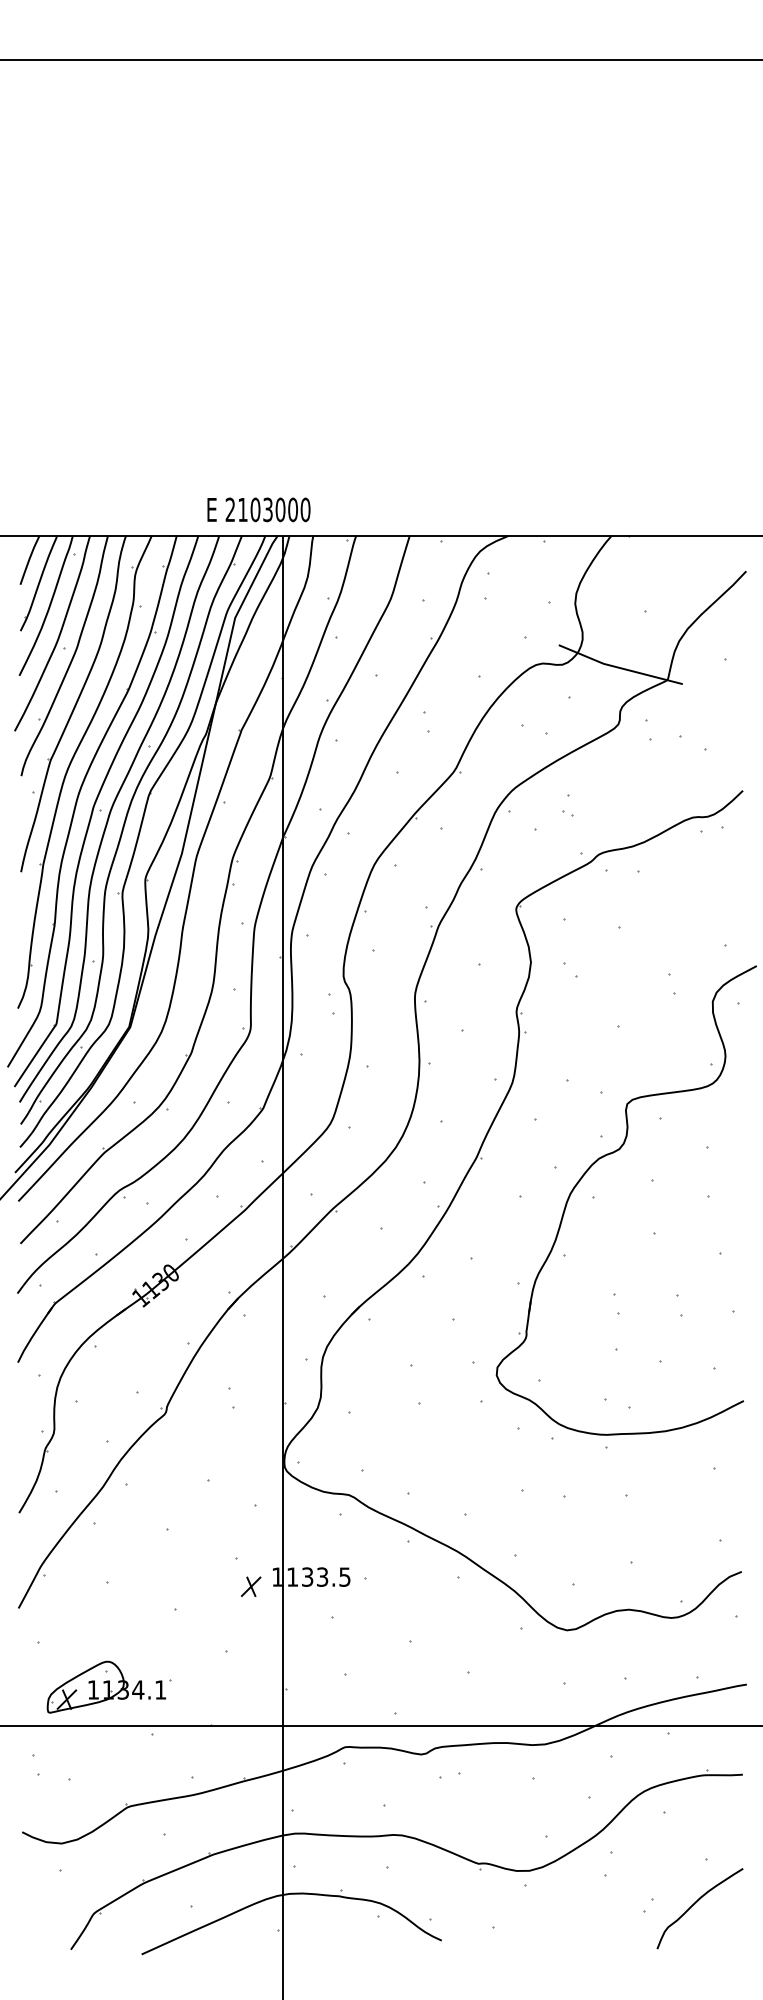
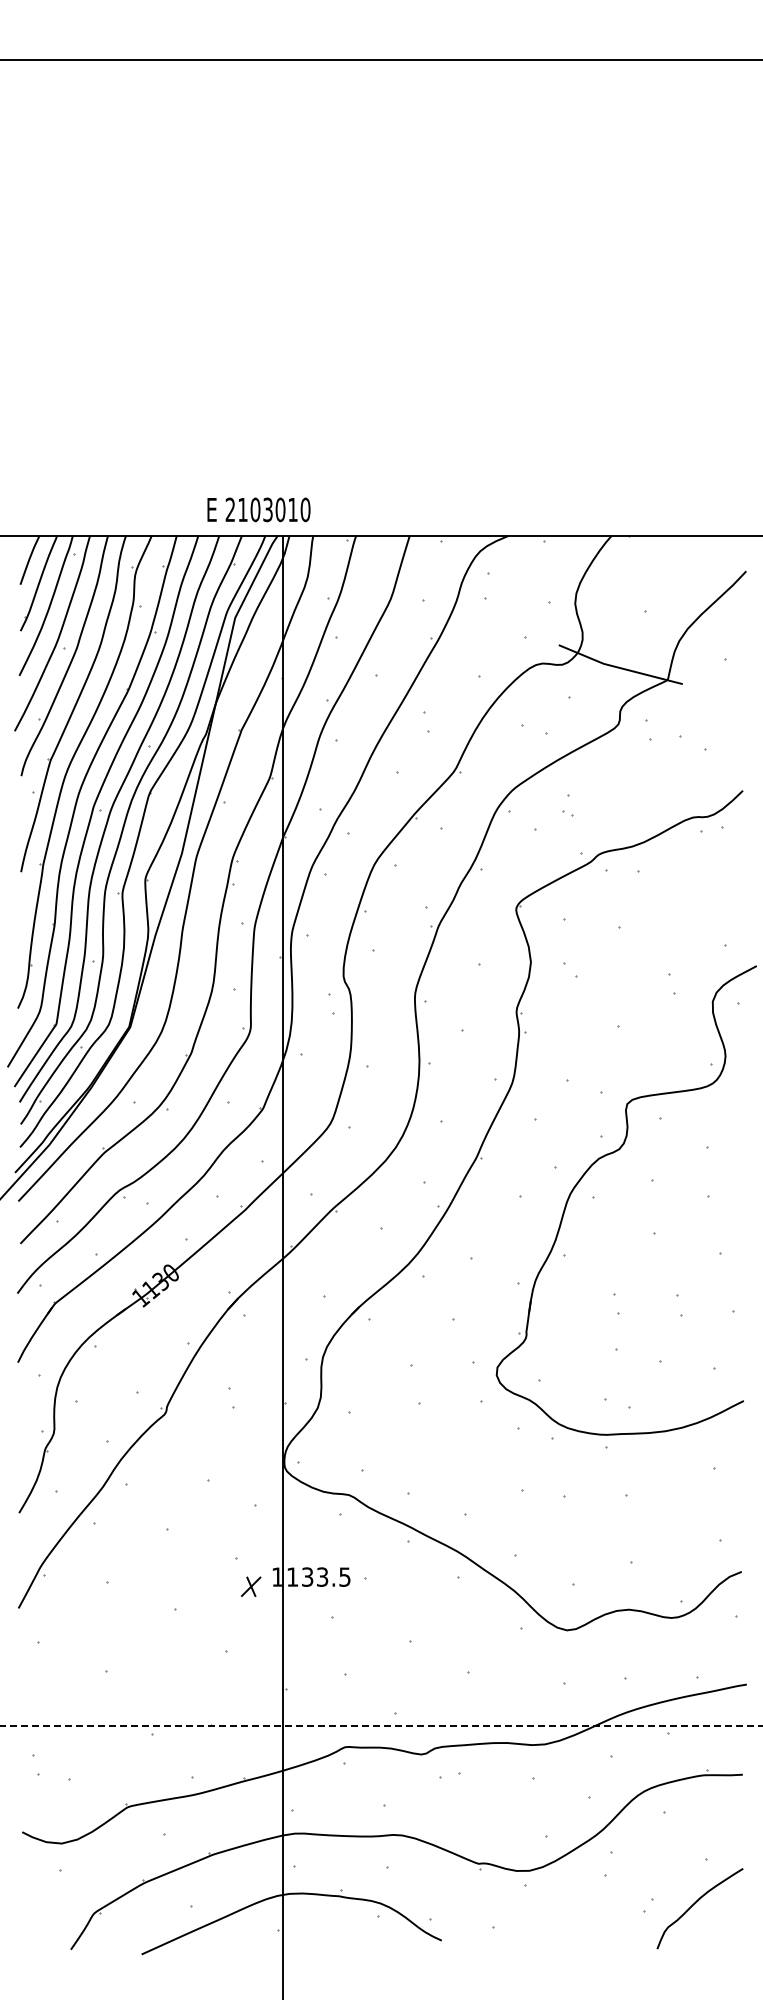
text: 2103000 -> 2103010 (292, 509)
part: present -> none (108, 1686)
line: solid -> dashed (381, 1726)
